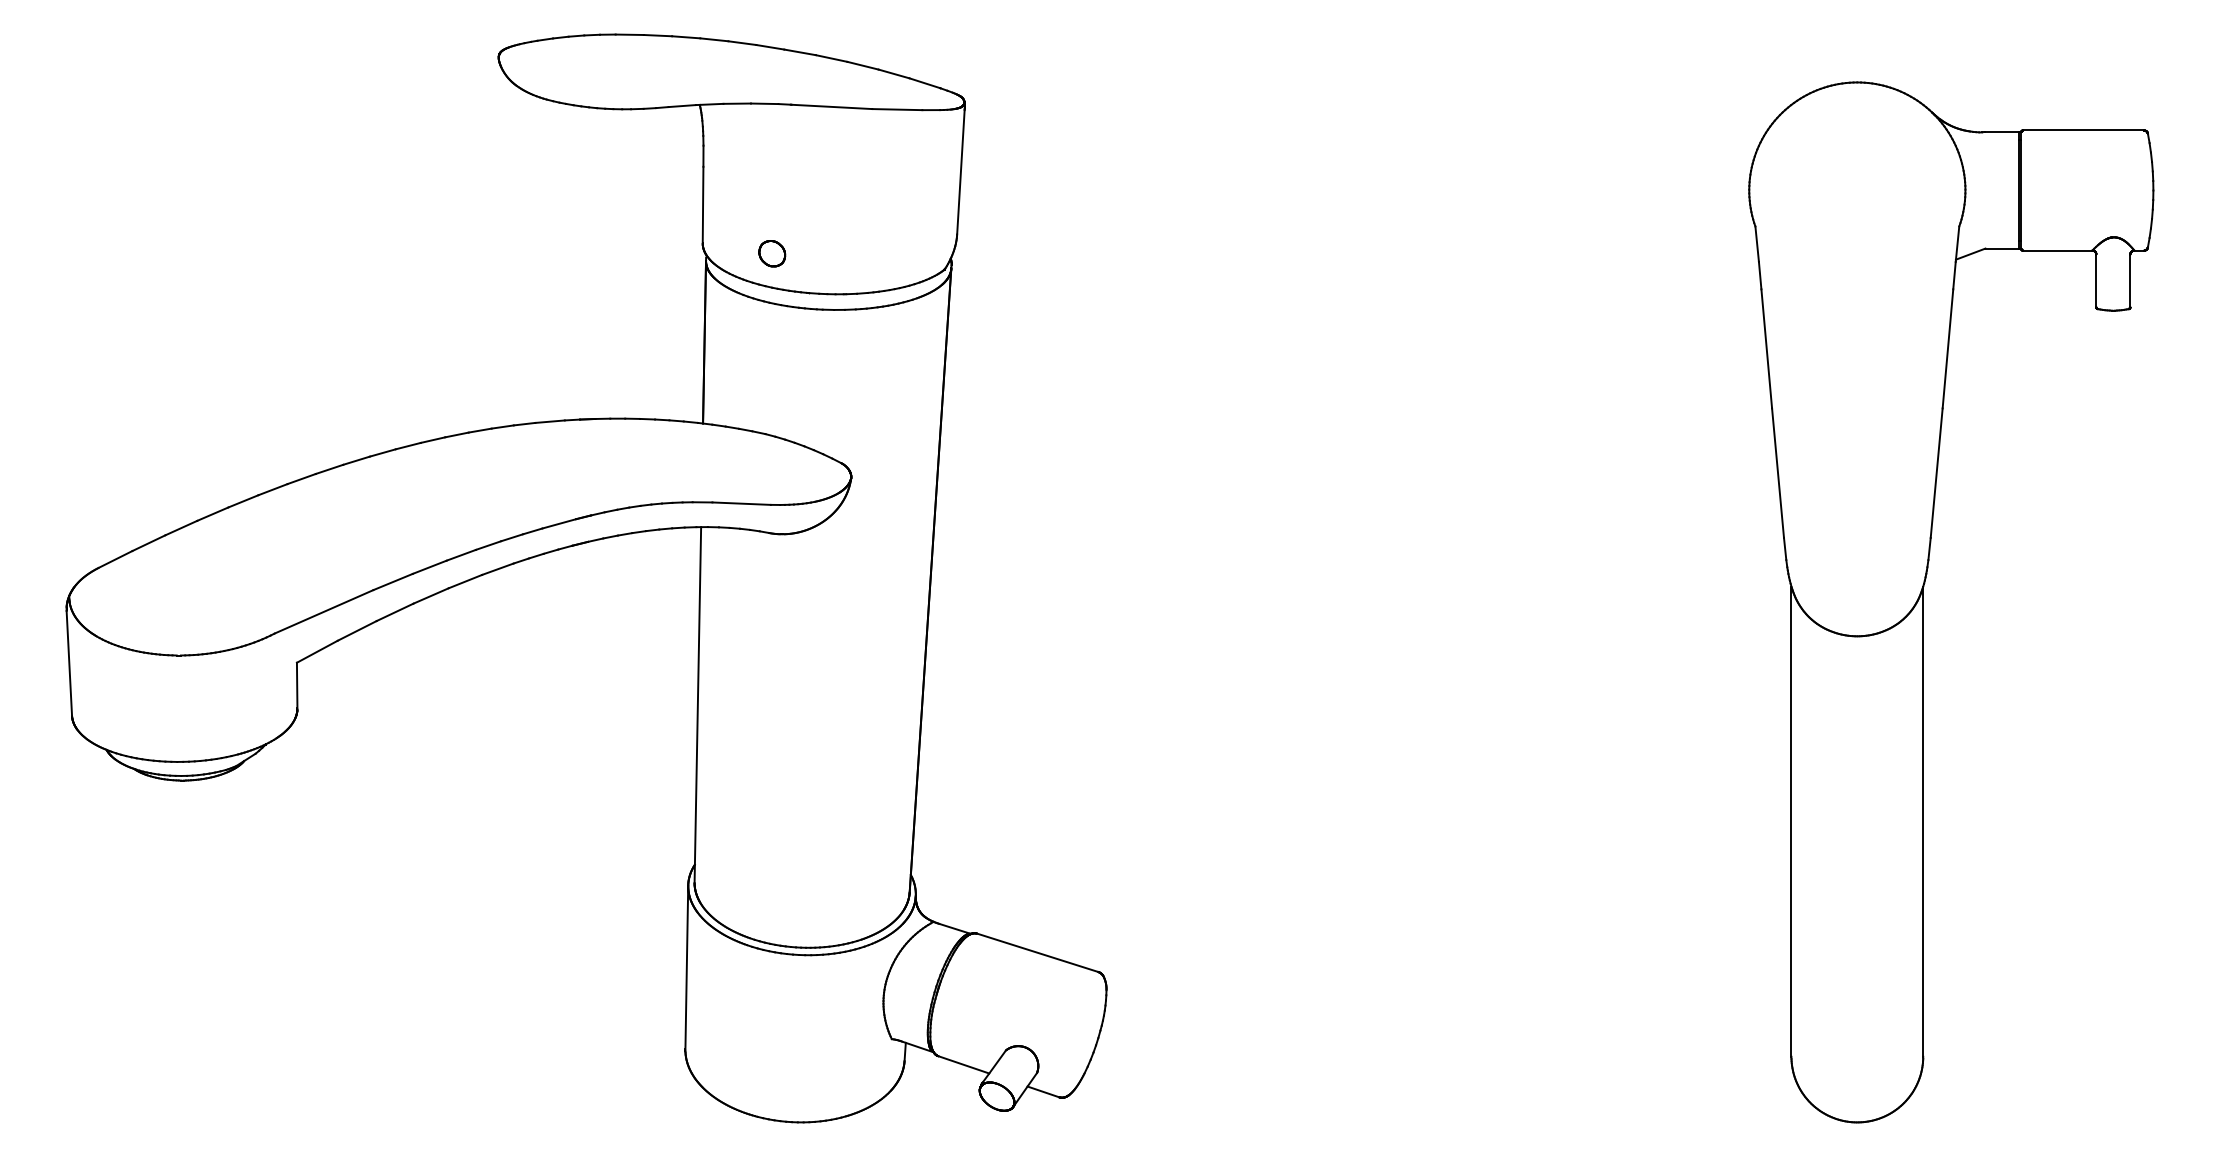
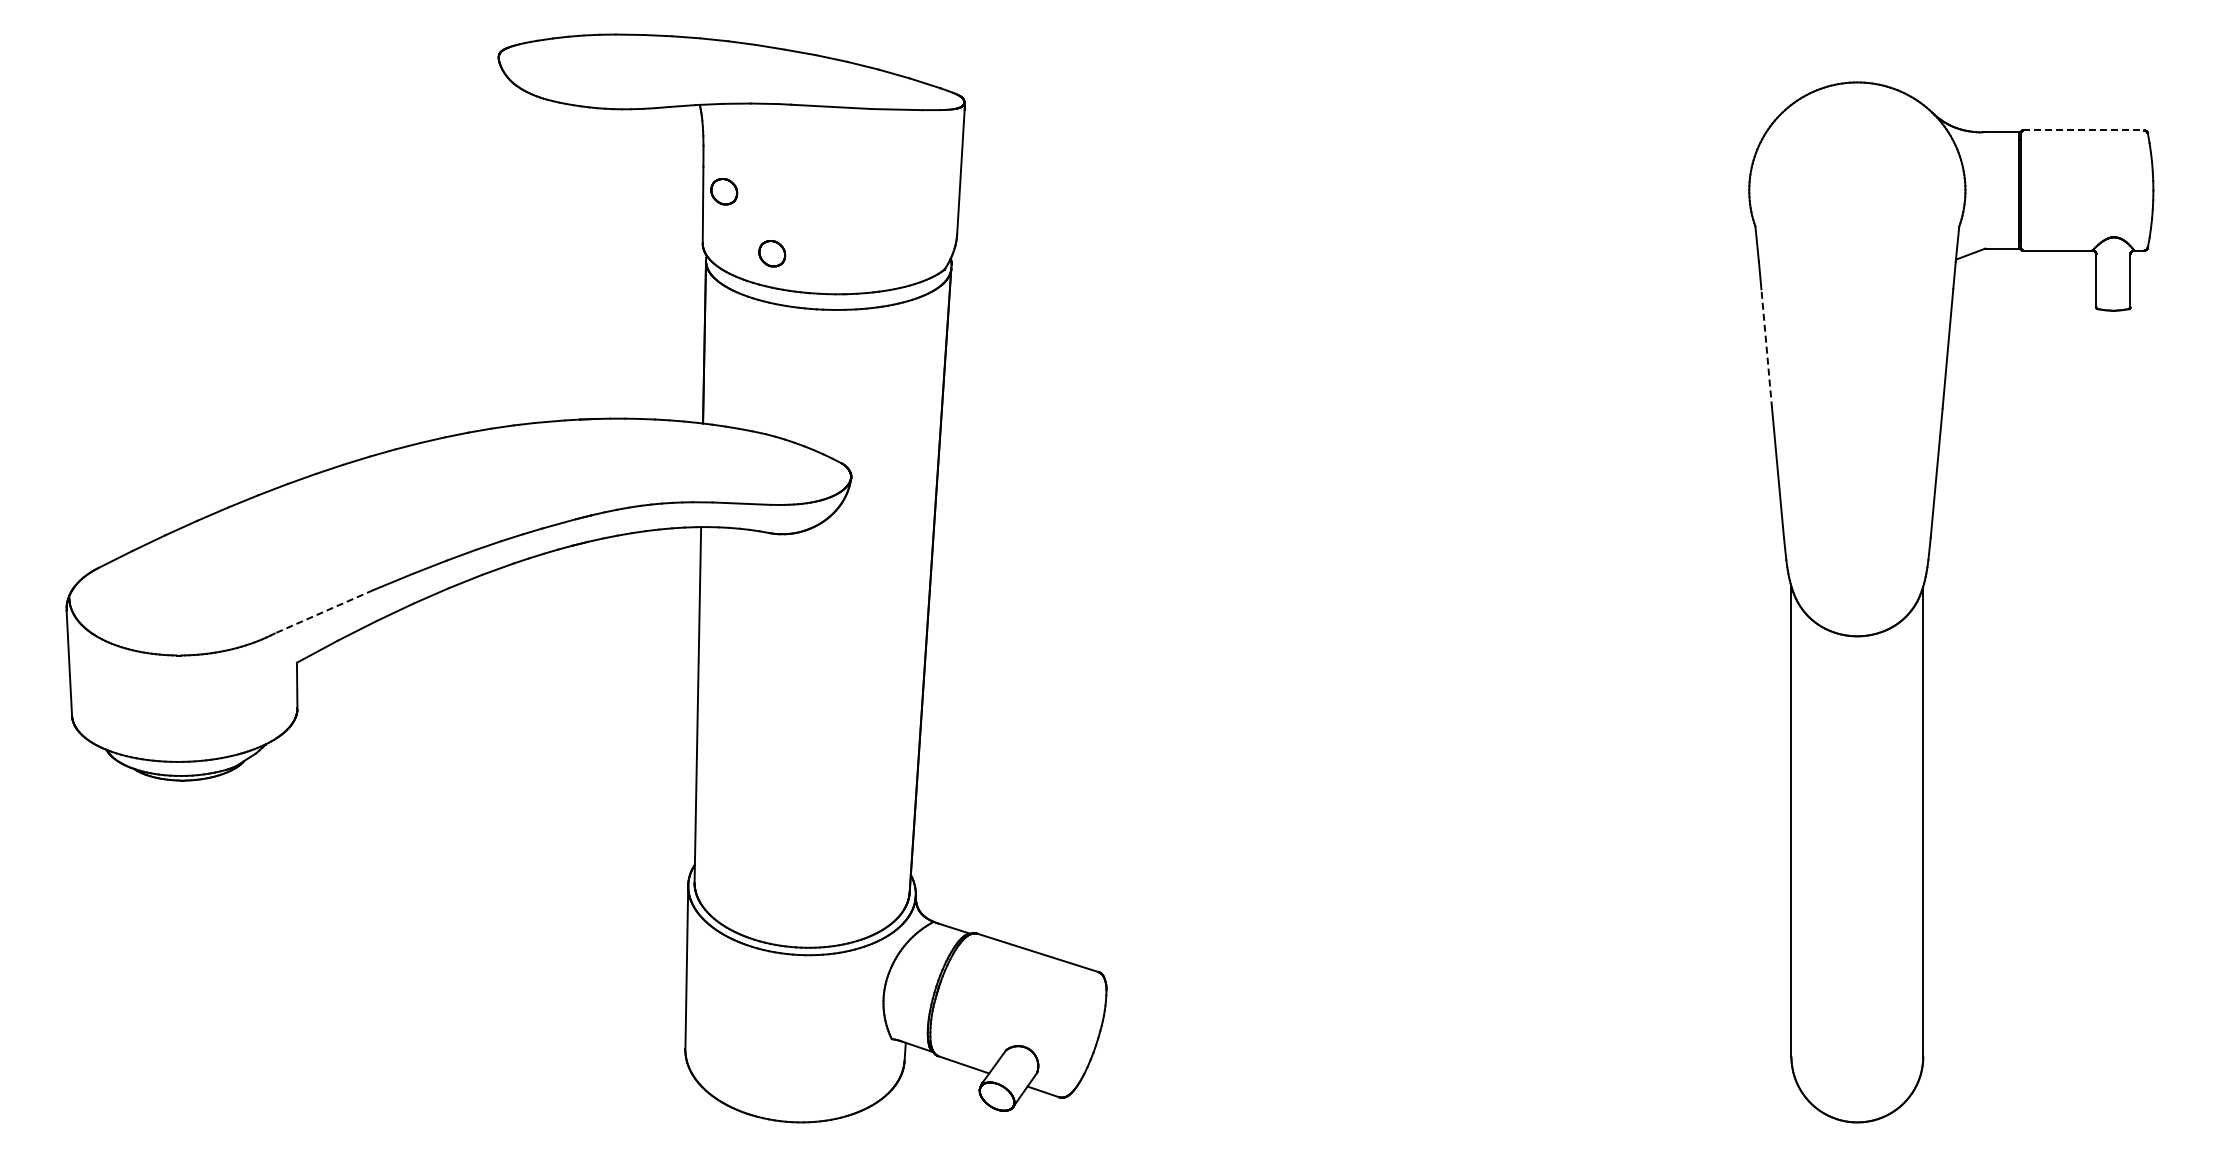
line: solid -> dashed (2084, 130)
part: none -> present (724, 191)
line: solid -> dashed (1766, 348)
line: solid -> dashed (324, 611)
